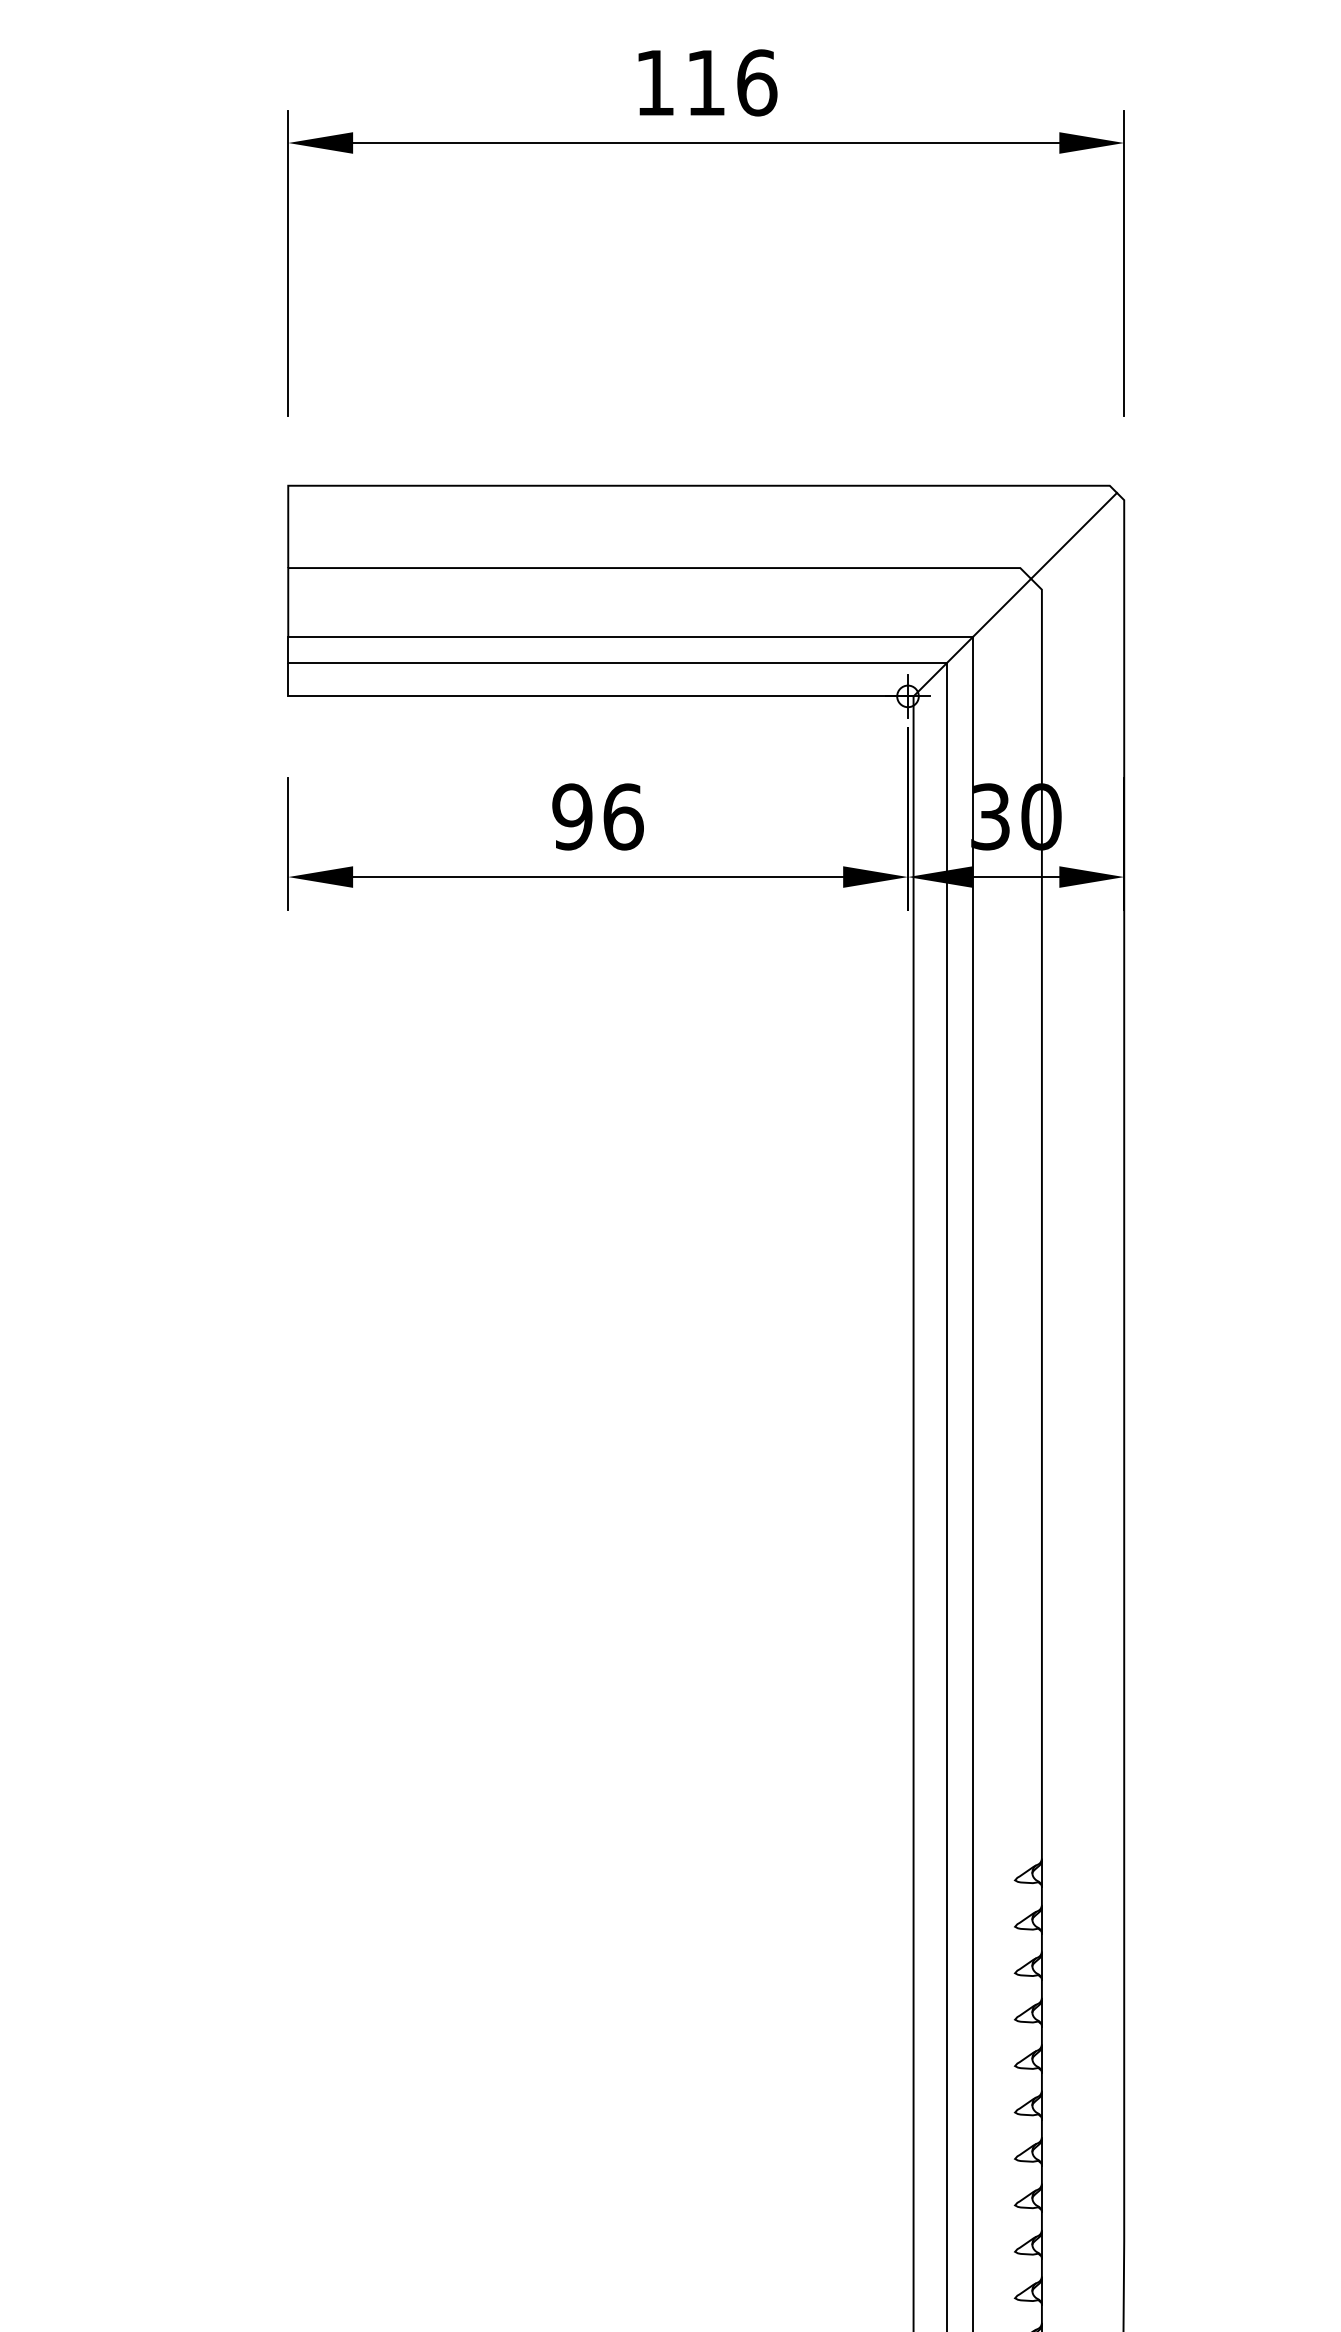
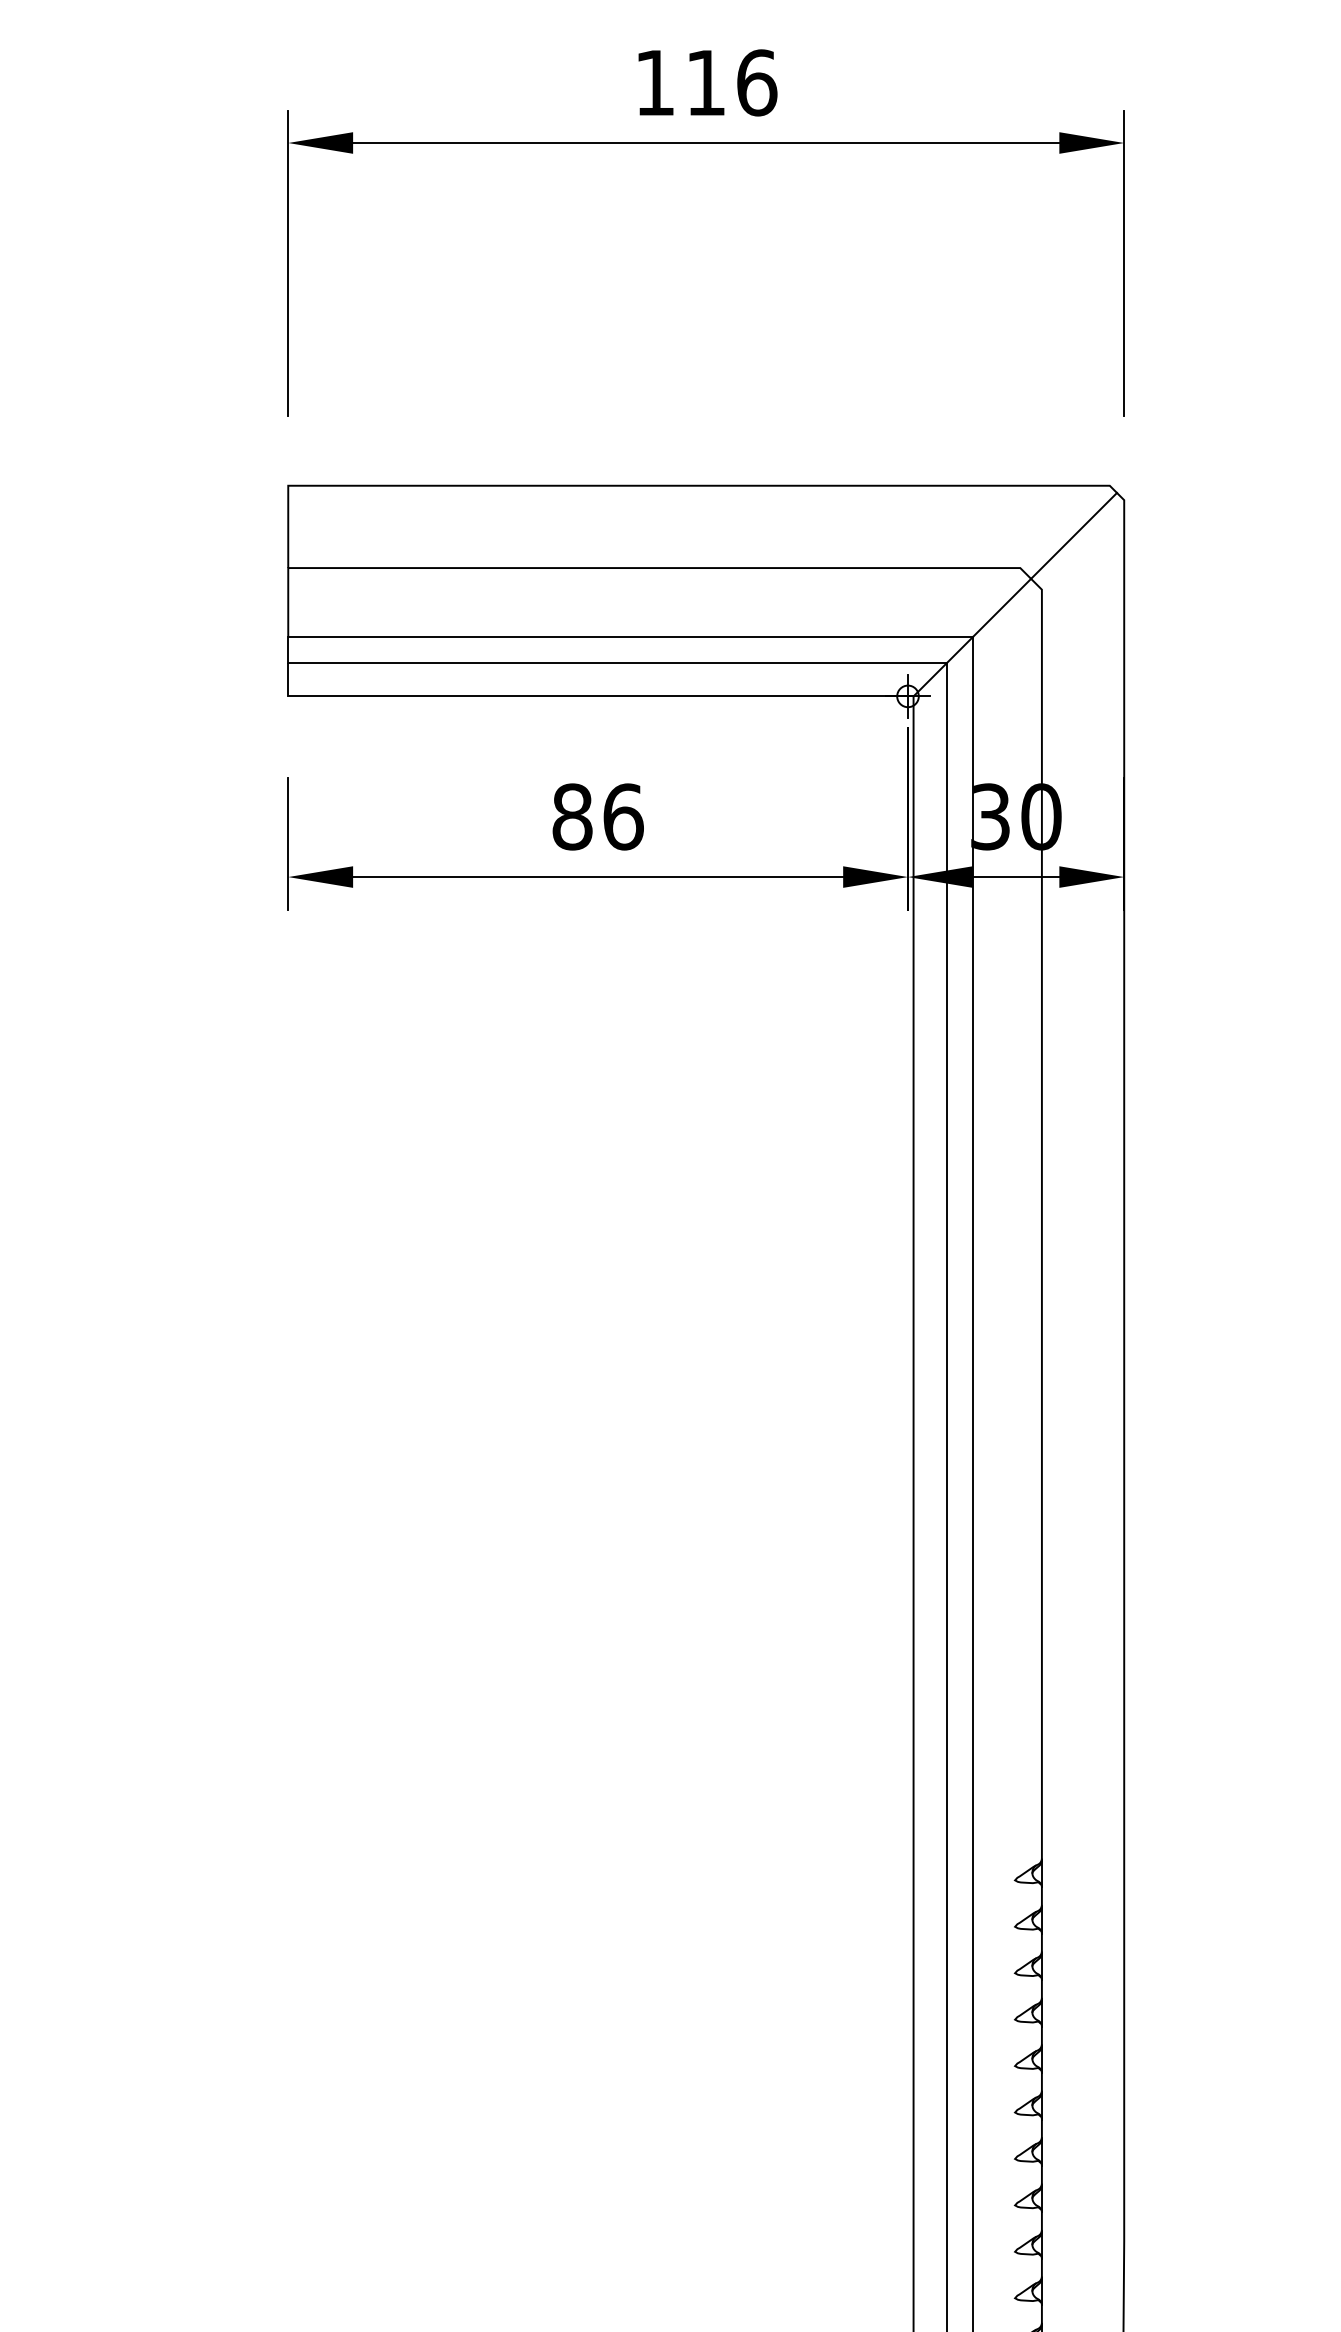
text: 96 -> 86 (572, 816)
